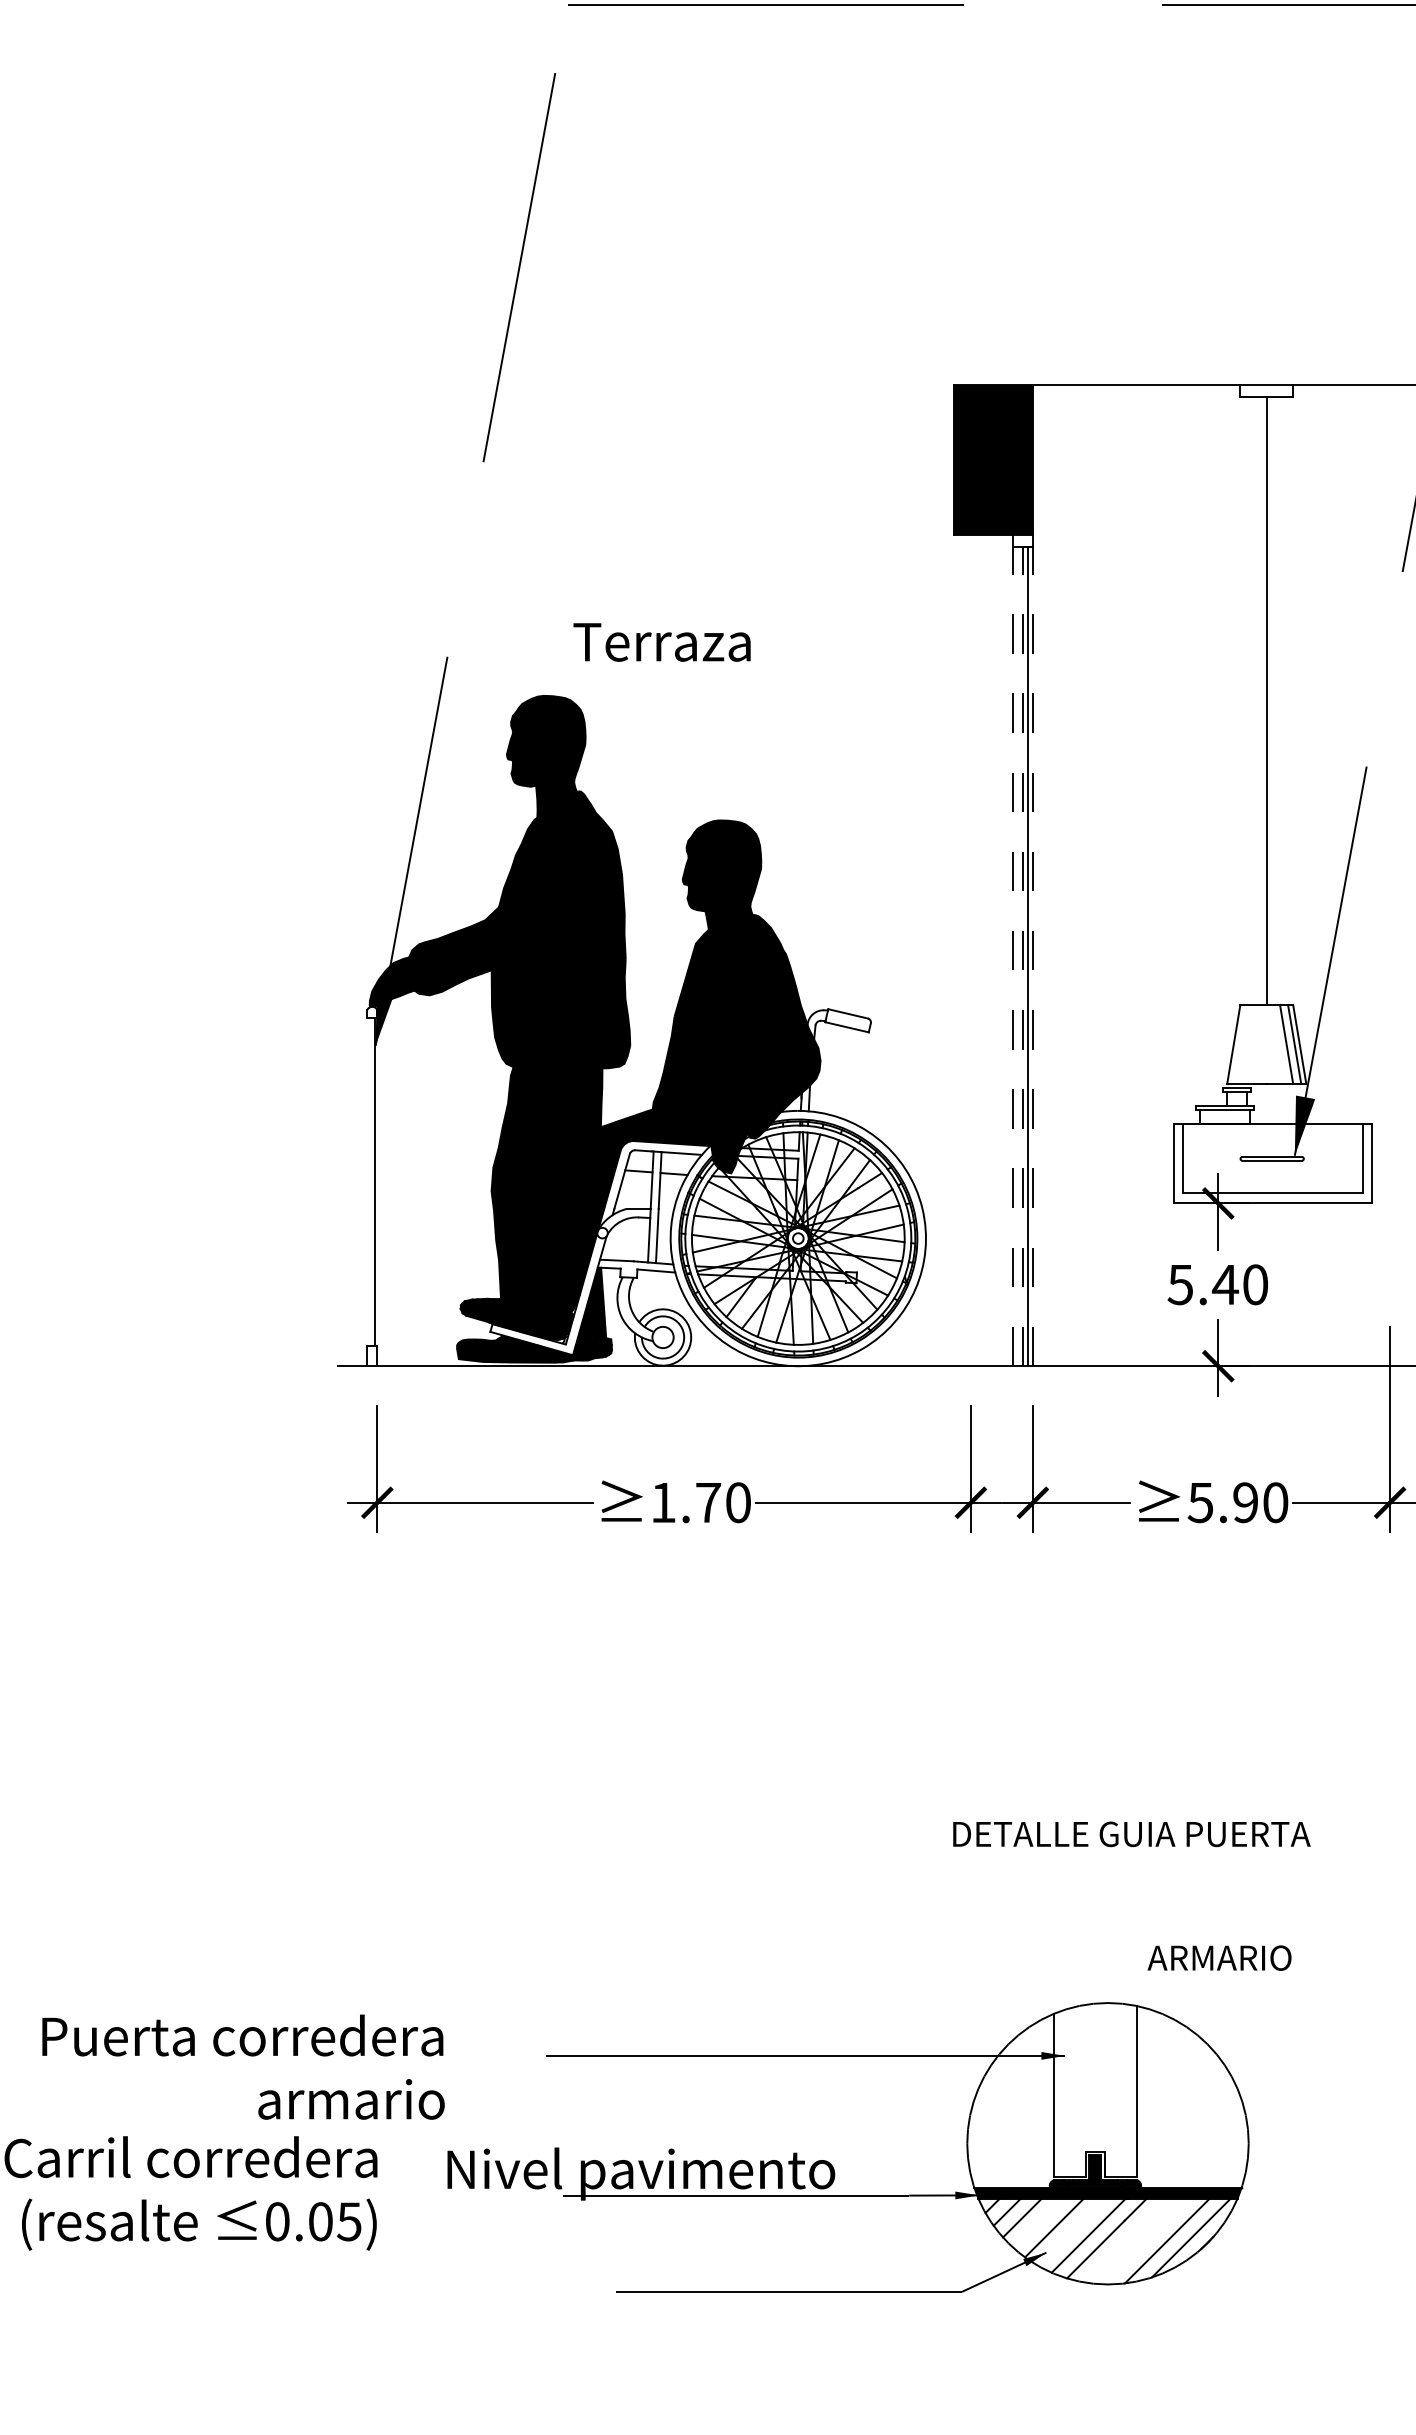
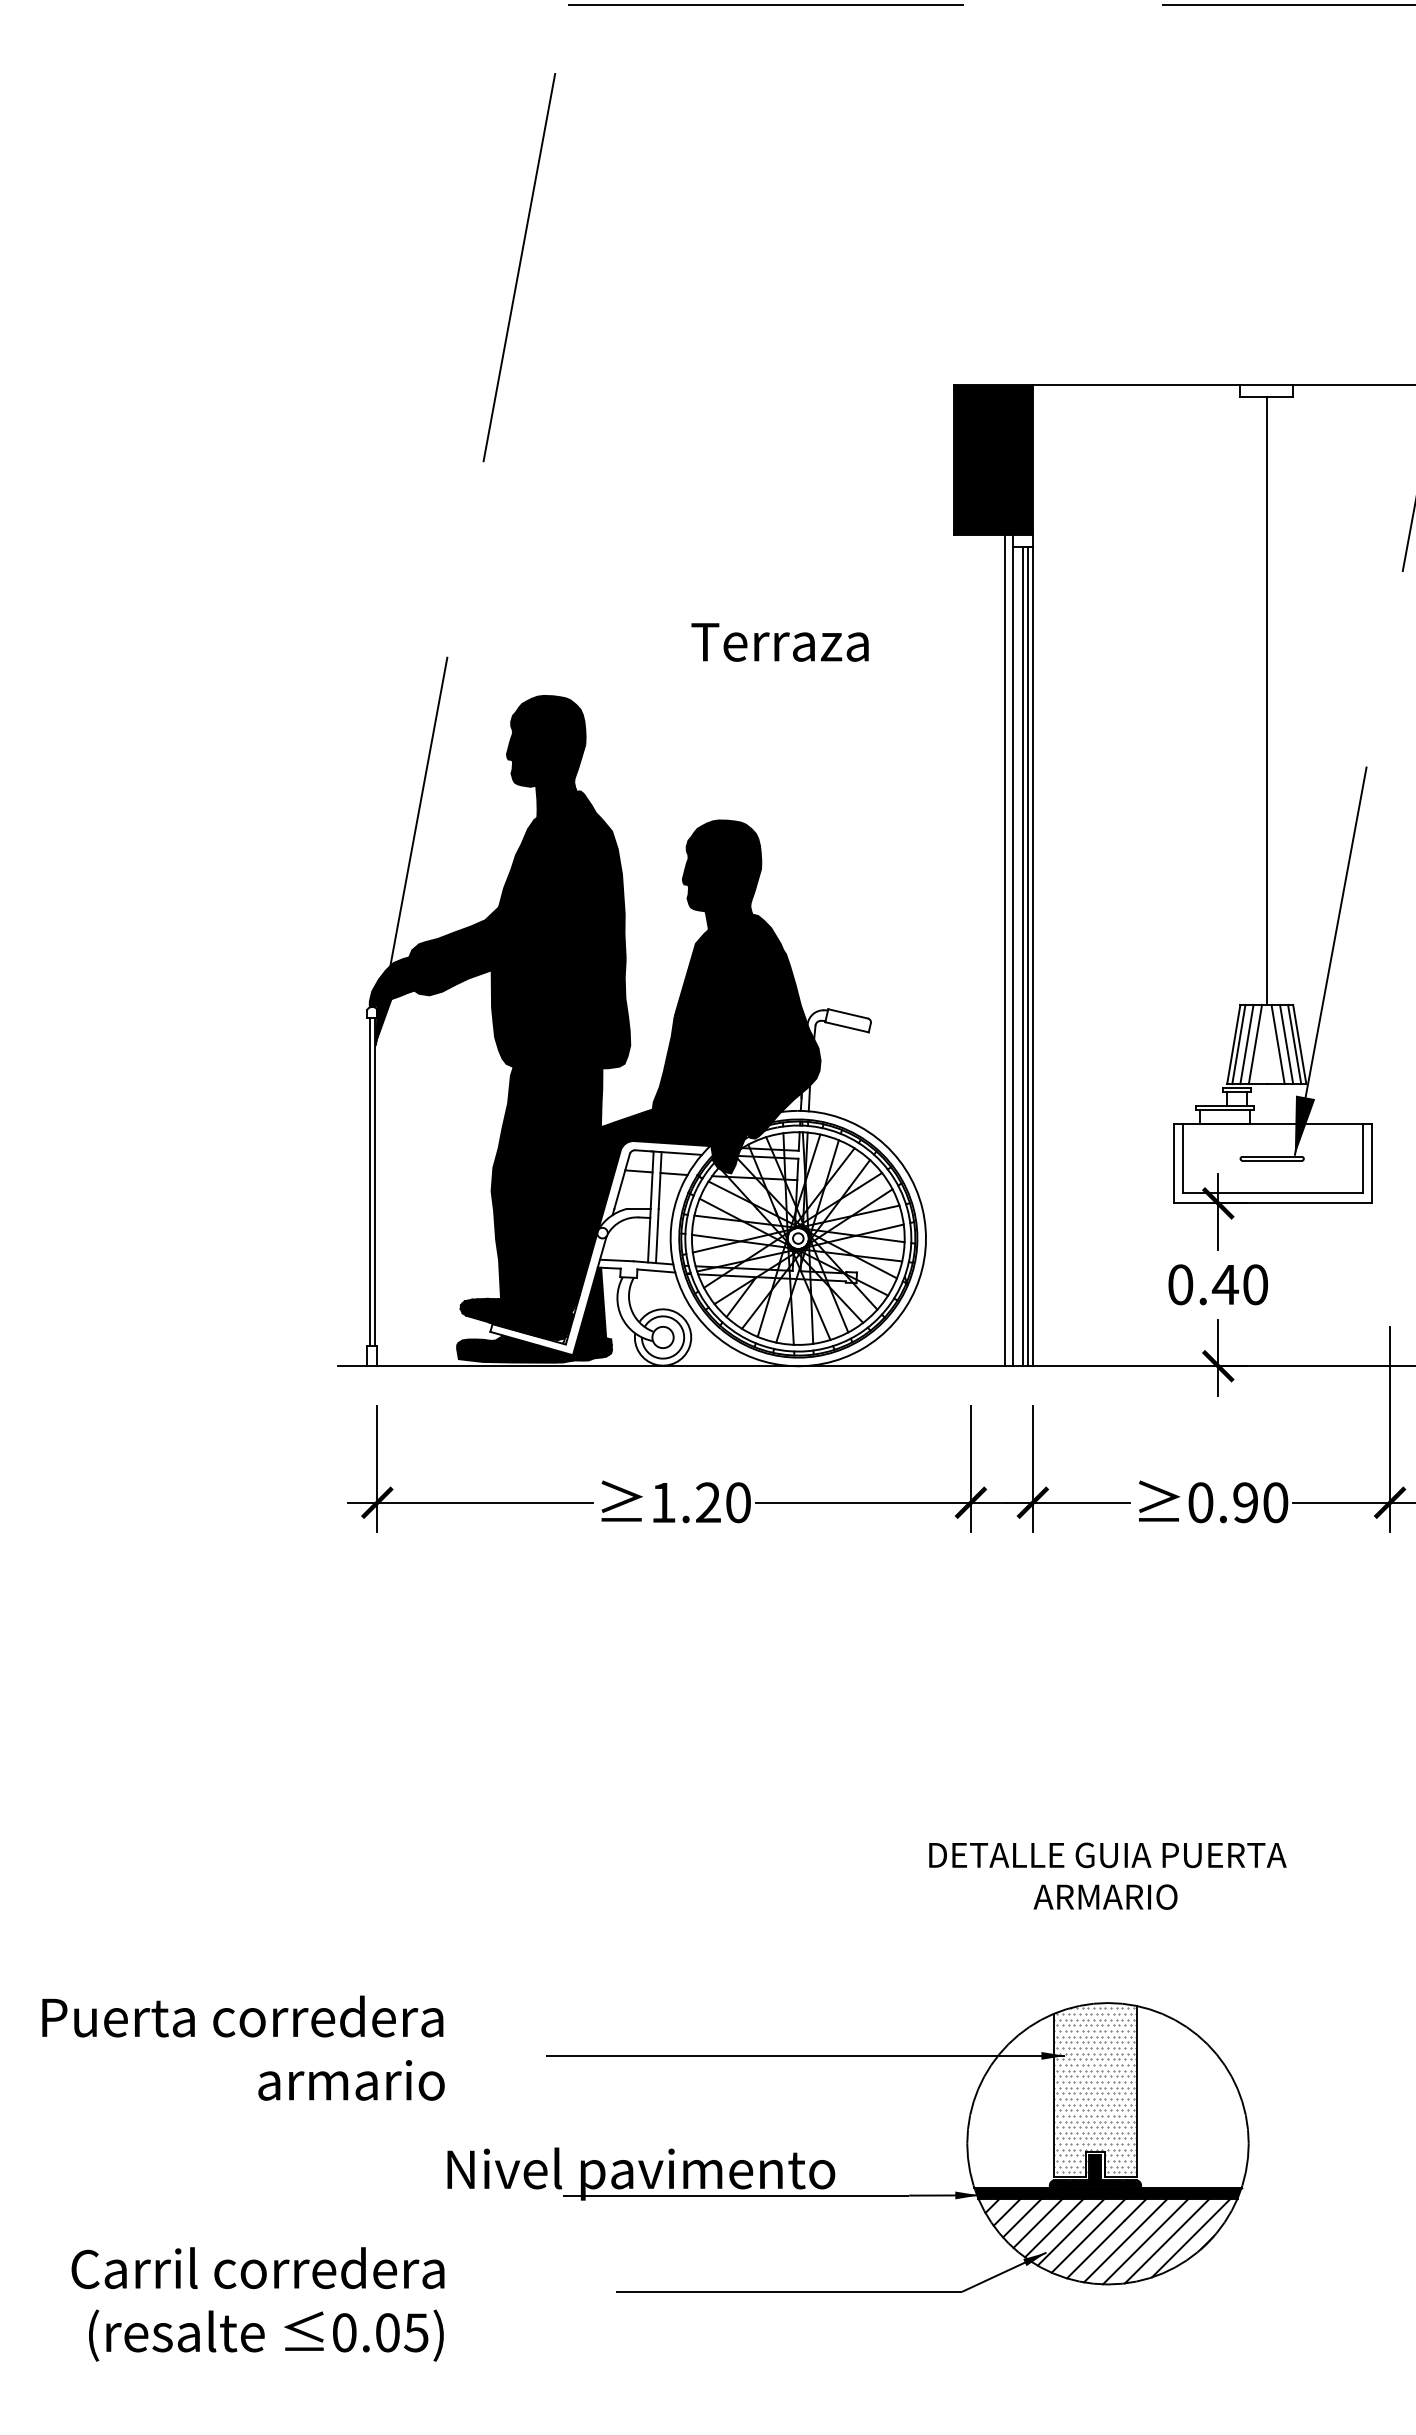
text position: (661, 642) -> (779, 642) (779, 642)
line: none -> present (1005, 950)
line: dashed -> solid (1013, 950)
line: dashed -> solid (1032, 950)
line: dashed -> solid (1022, 956)
line: none -> present (1238, 1044)
line: none -> present (1246, 1044)
line: none -> present (1255, 1044)
line: none -> present (1277, 1044)
line: none -> present (370, 1182)
text: 5.40 -> 0.40 (1180, 1284)
text: 1.70 -> 1.20 (708, 1502)
text: 5.90 -> 0.90 (1200, 1502)
text position: (1131, 1834) -> (1107, 1855) (1107, 1855)
text position: (1219, 1957) -> (1105, 1896) (1105, 1896)
text position: (243, 2066) -> (243, 2047) (243, 2047)
hatch: none -> present (1095, 2090)
text position: (190, 2193) -> (257, 2304) (257, 2304)
line: none -> present (1037, 2223)
line: none -> present (1070, 2231)
line: none -> present (1125, 2240)
line: none -> present (1145, 2241)
